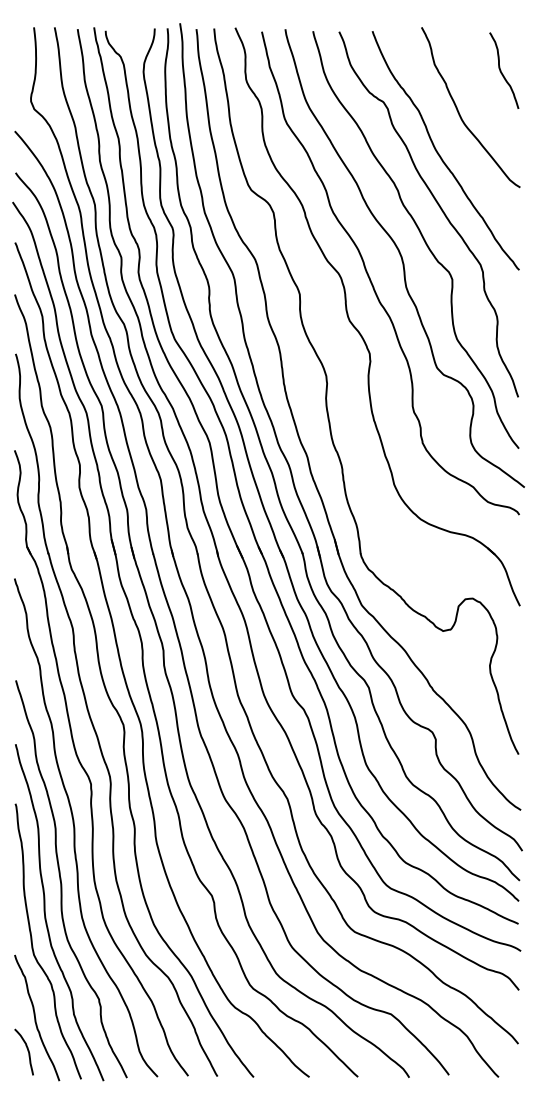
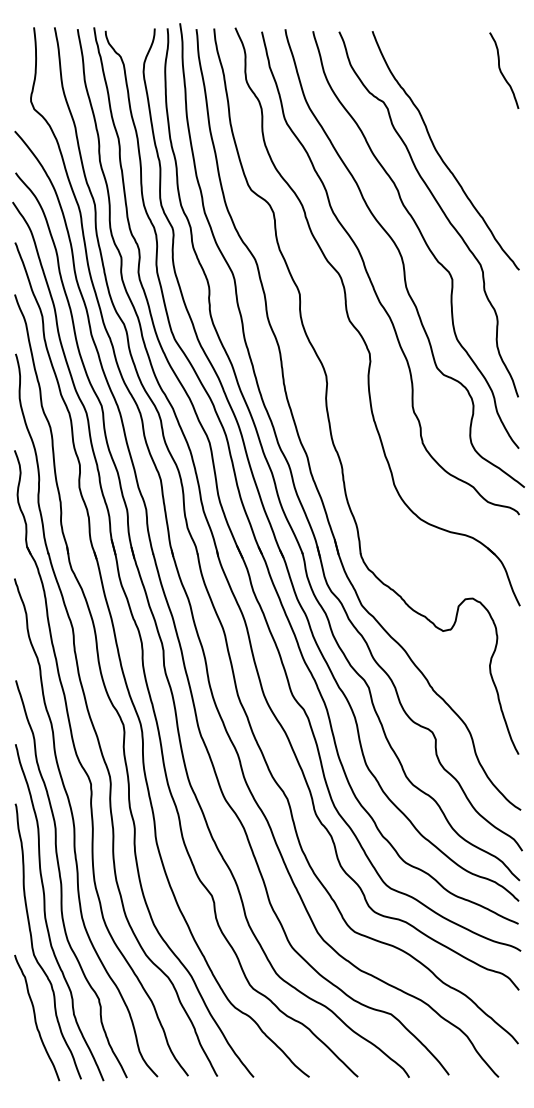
curve: present -> none (459, 111)
curve: present -> none (27, 1051)
